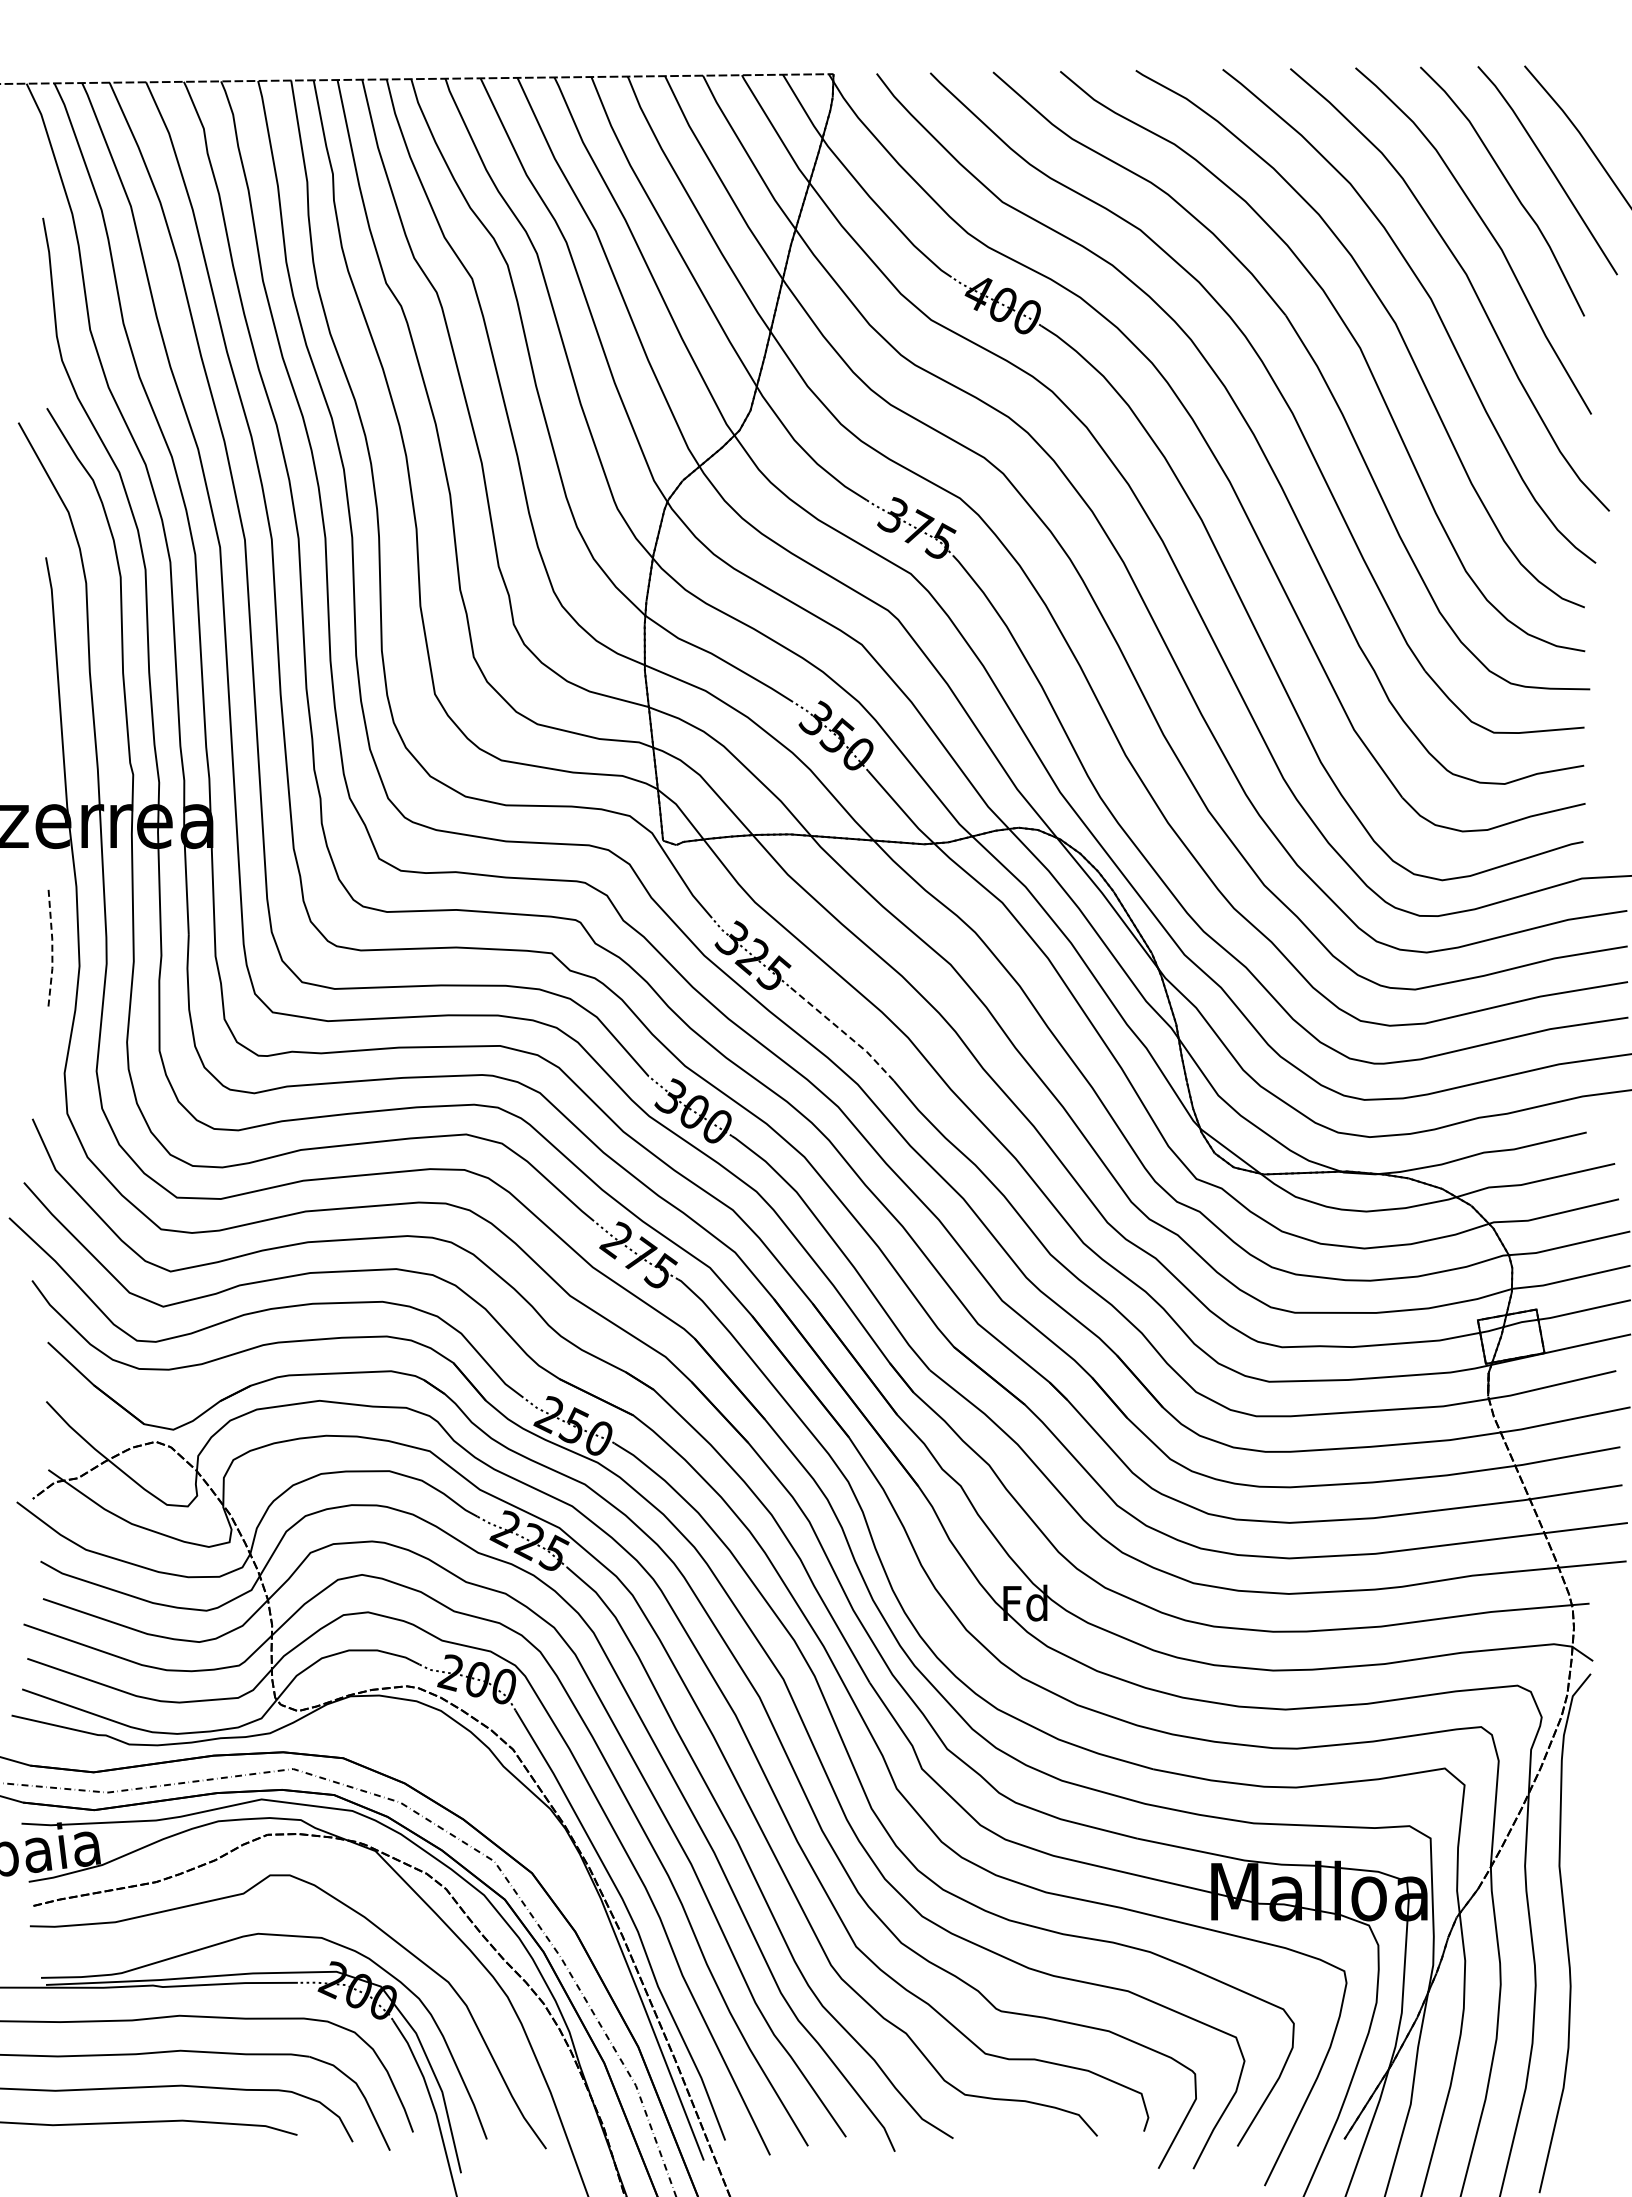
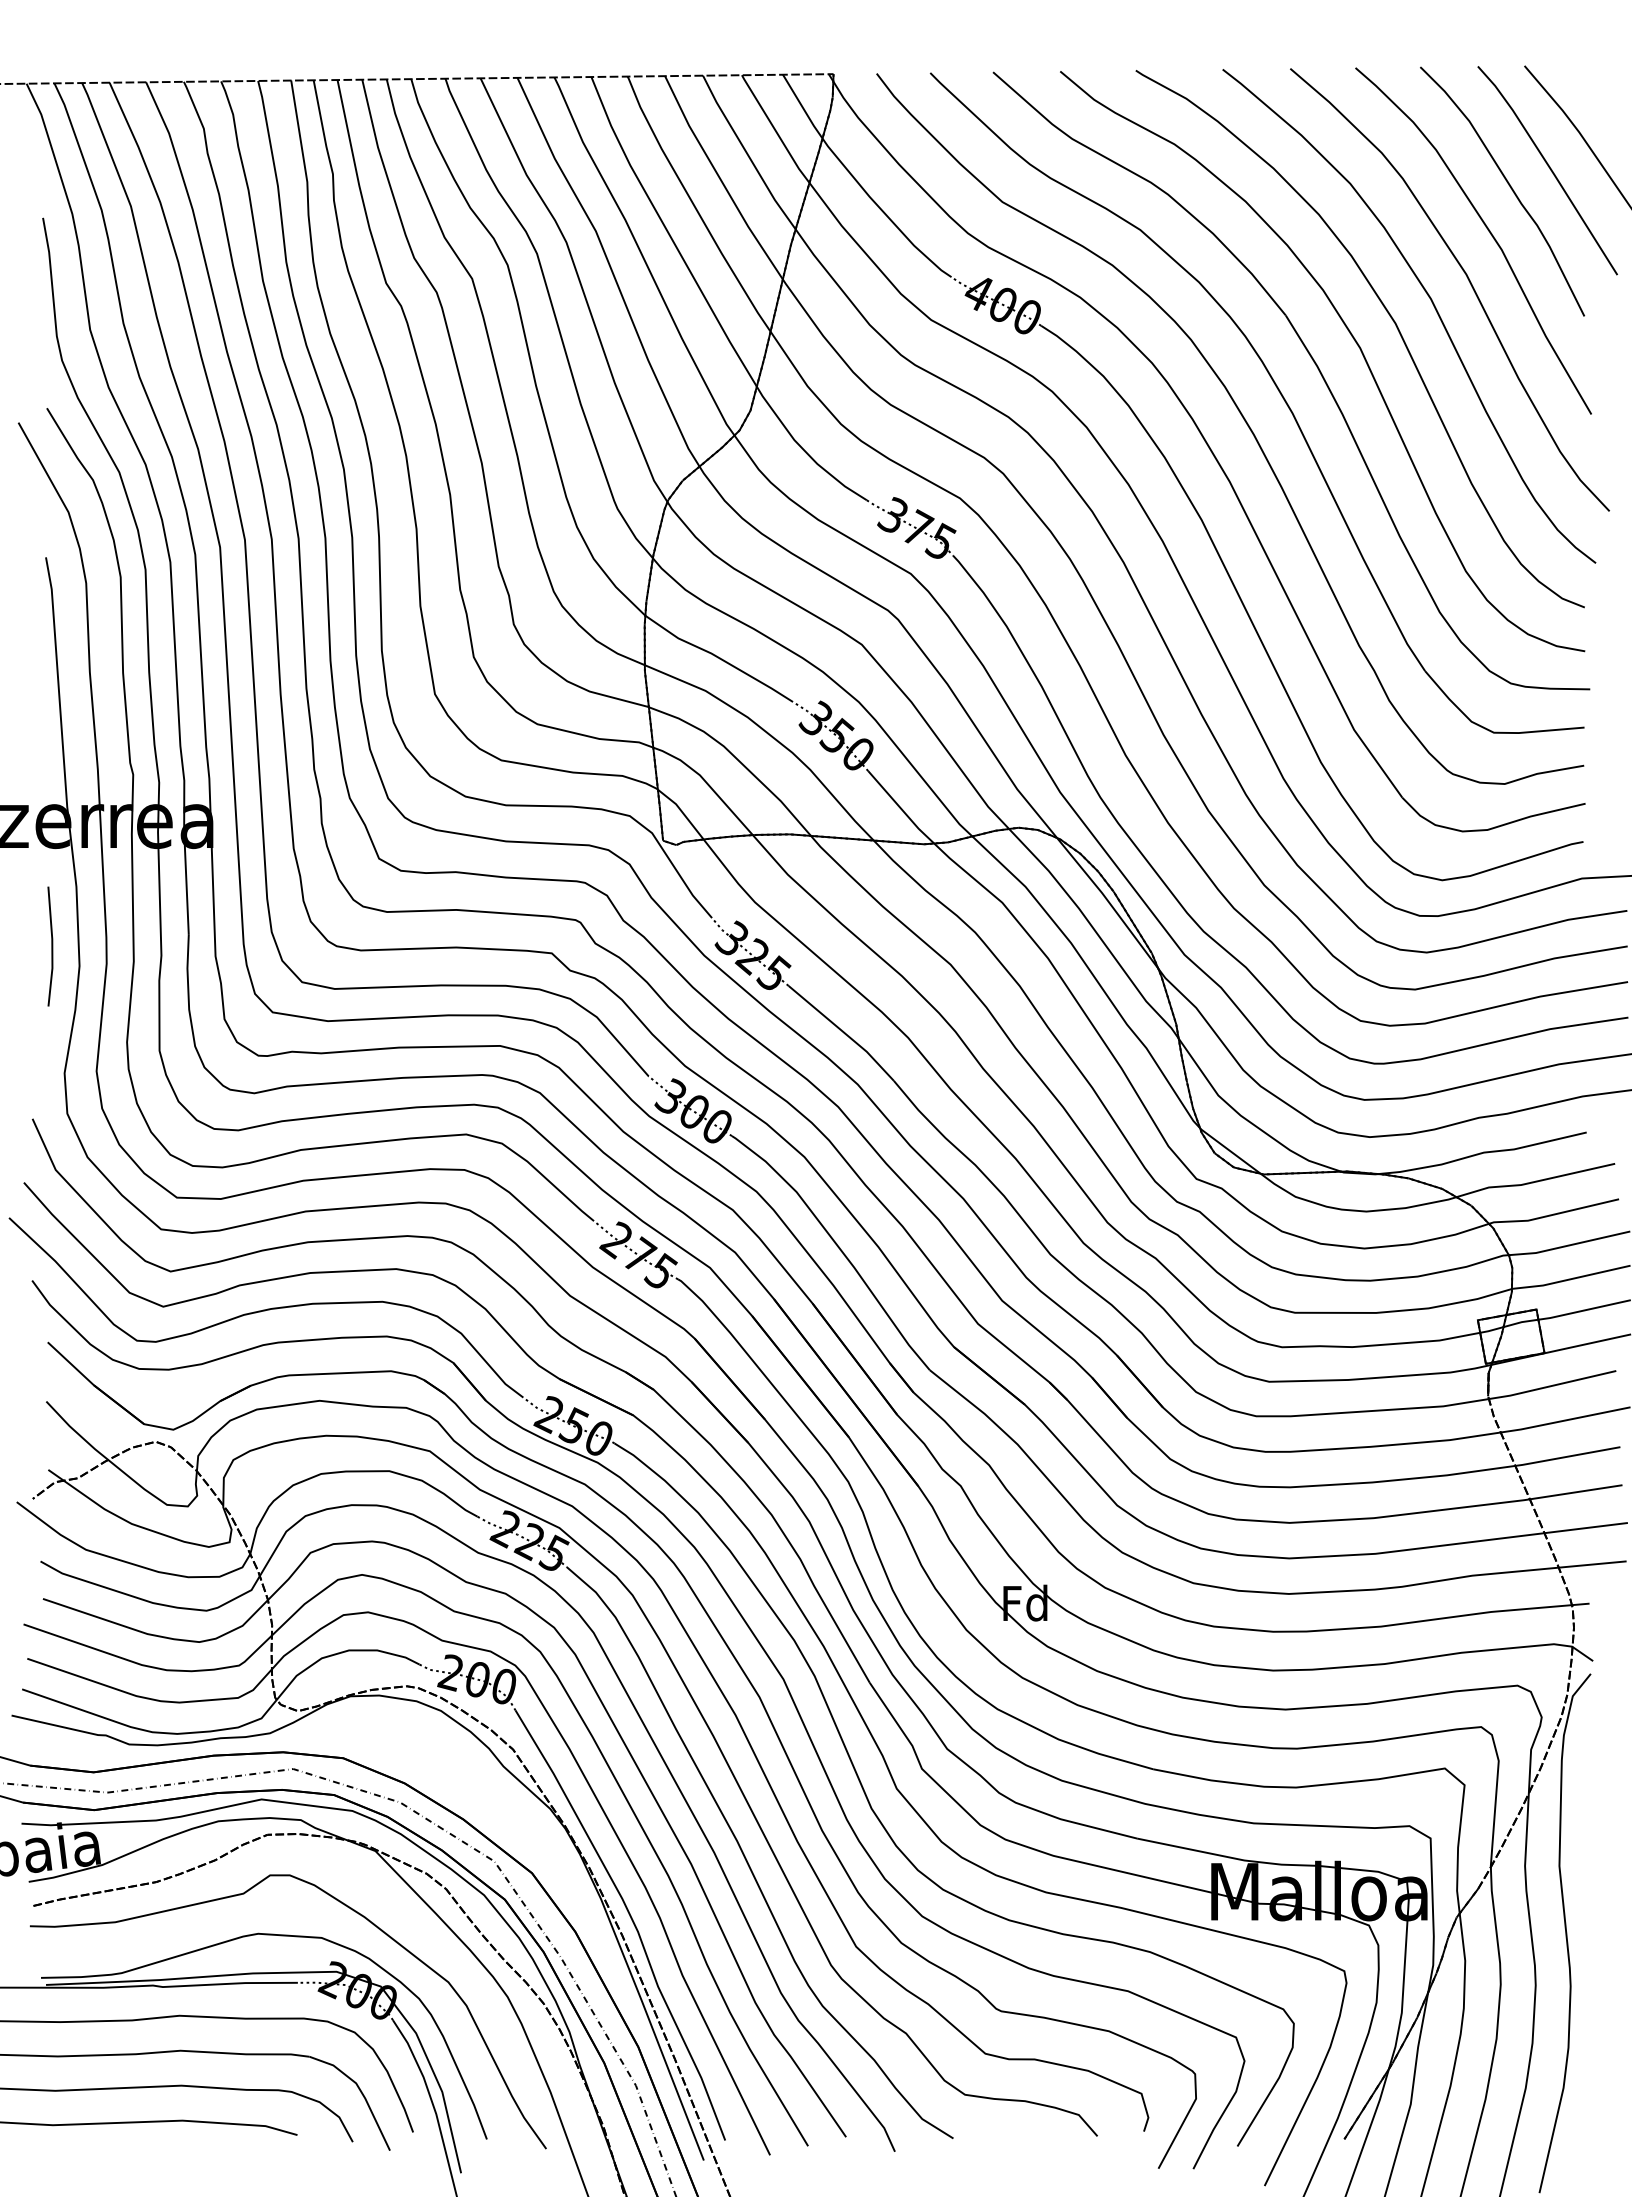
line: dashed -> solid (52, 946)
line: dashed -> solid (843, 1031)
